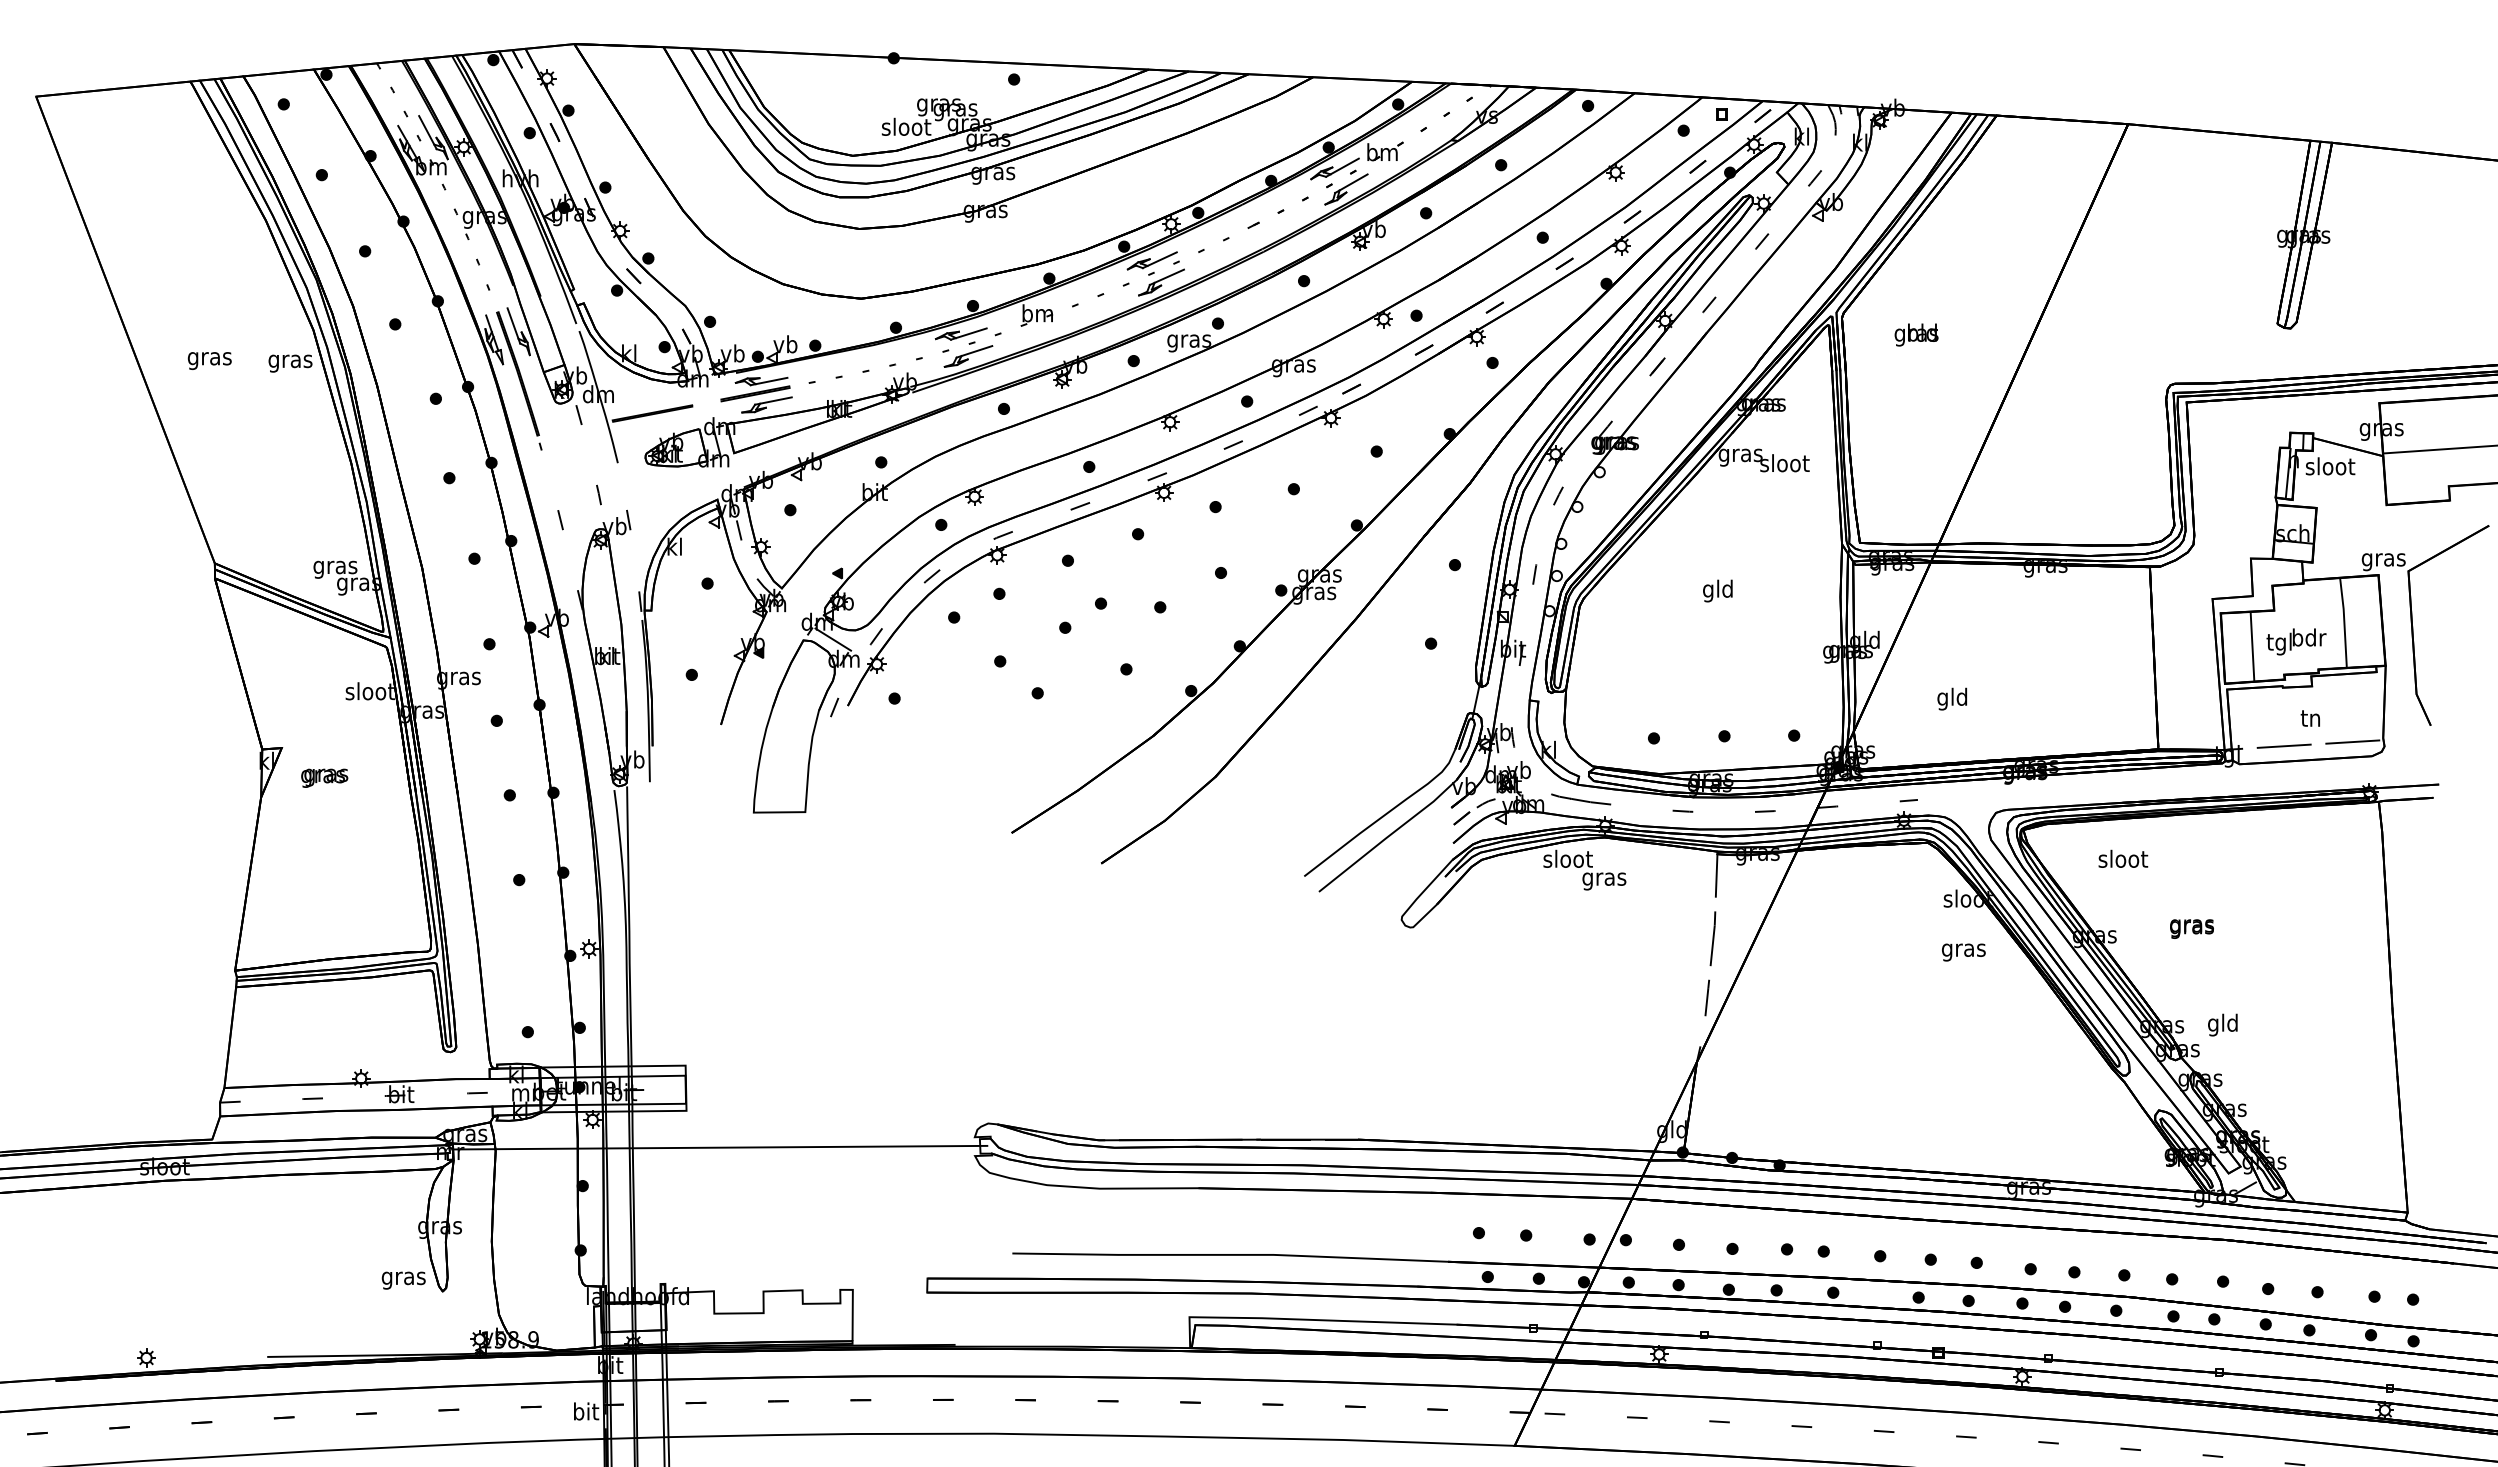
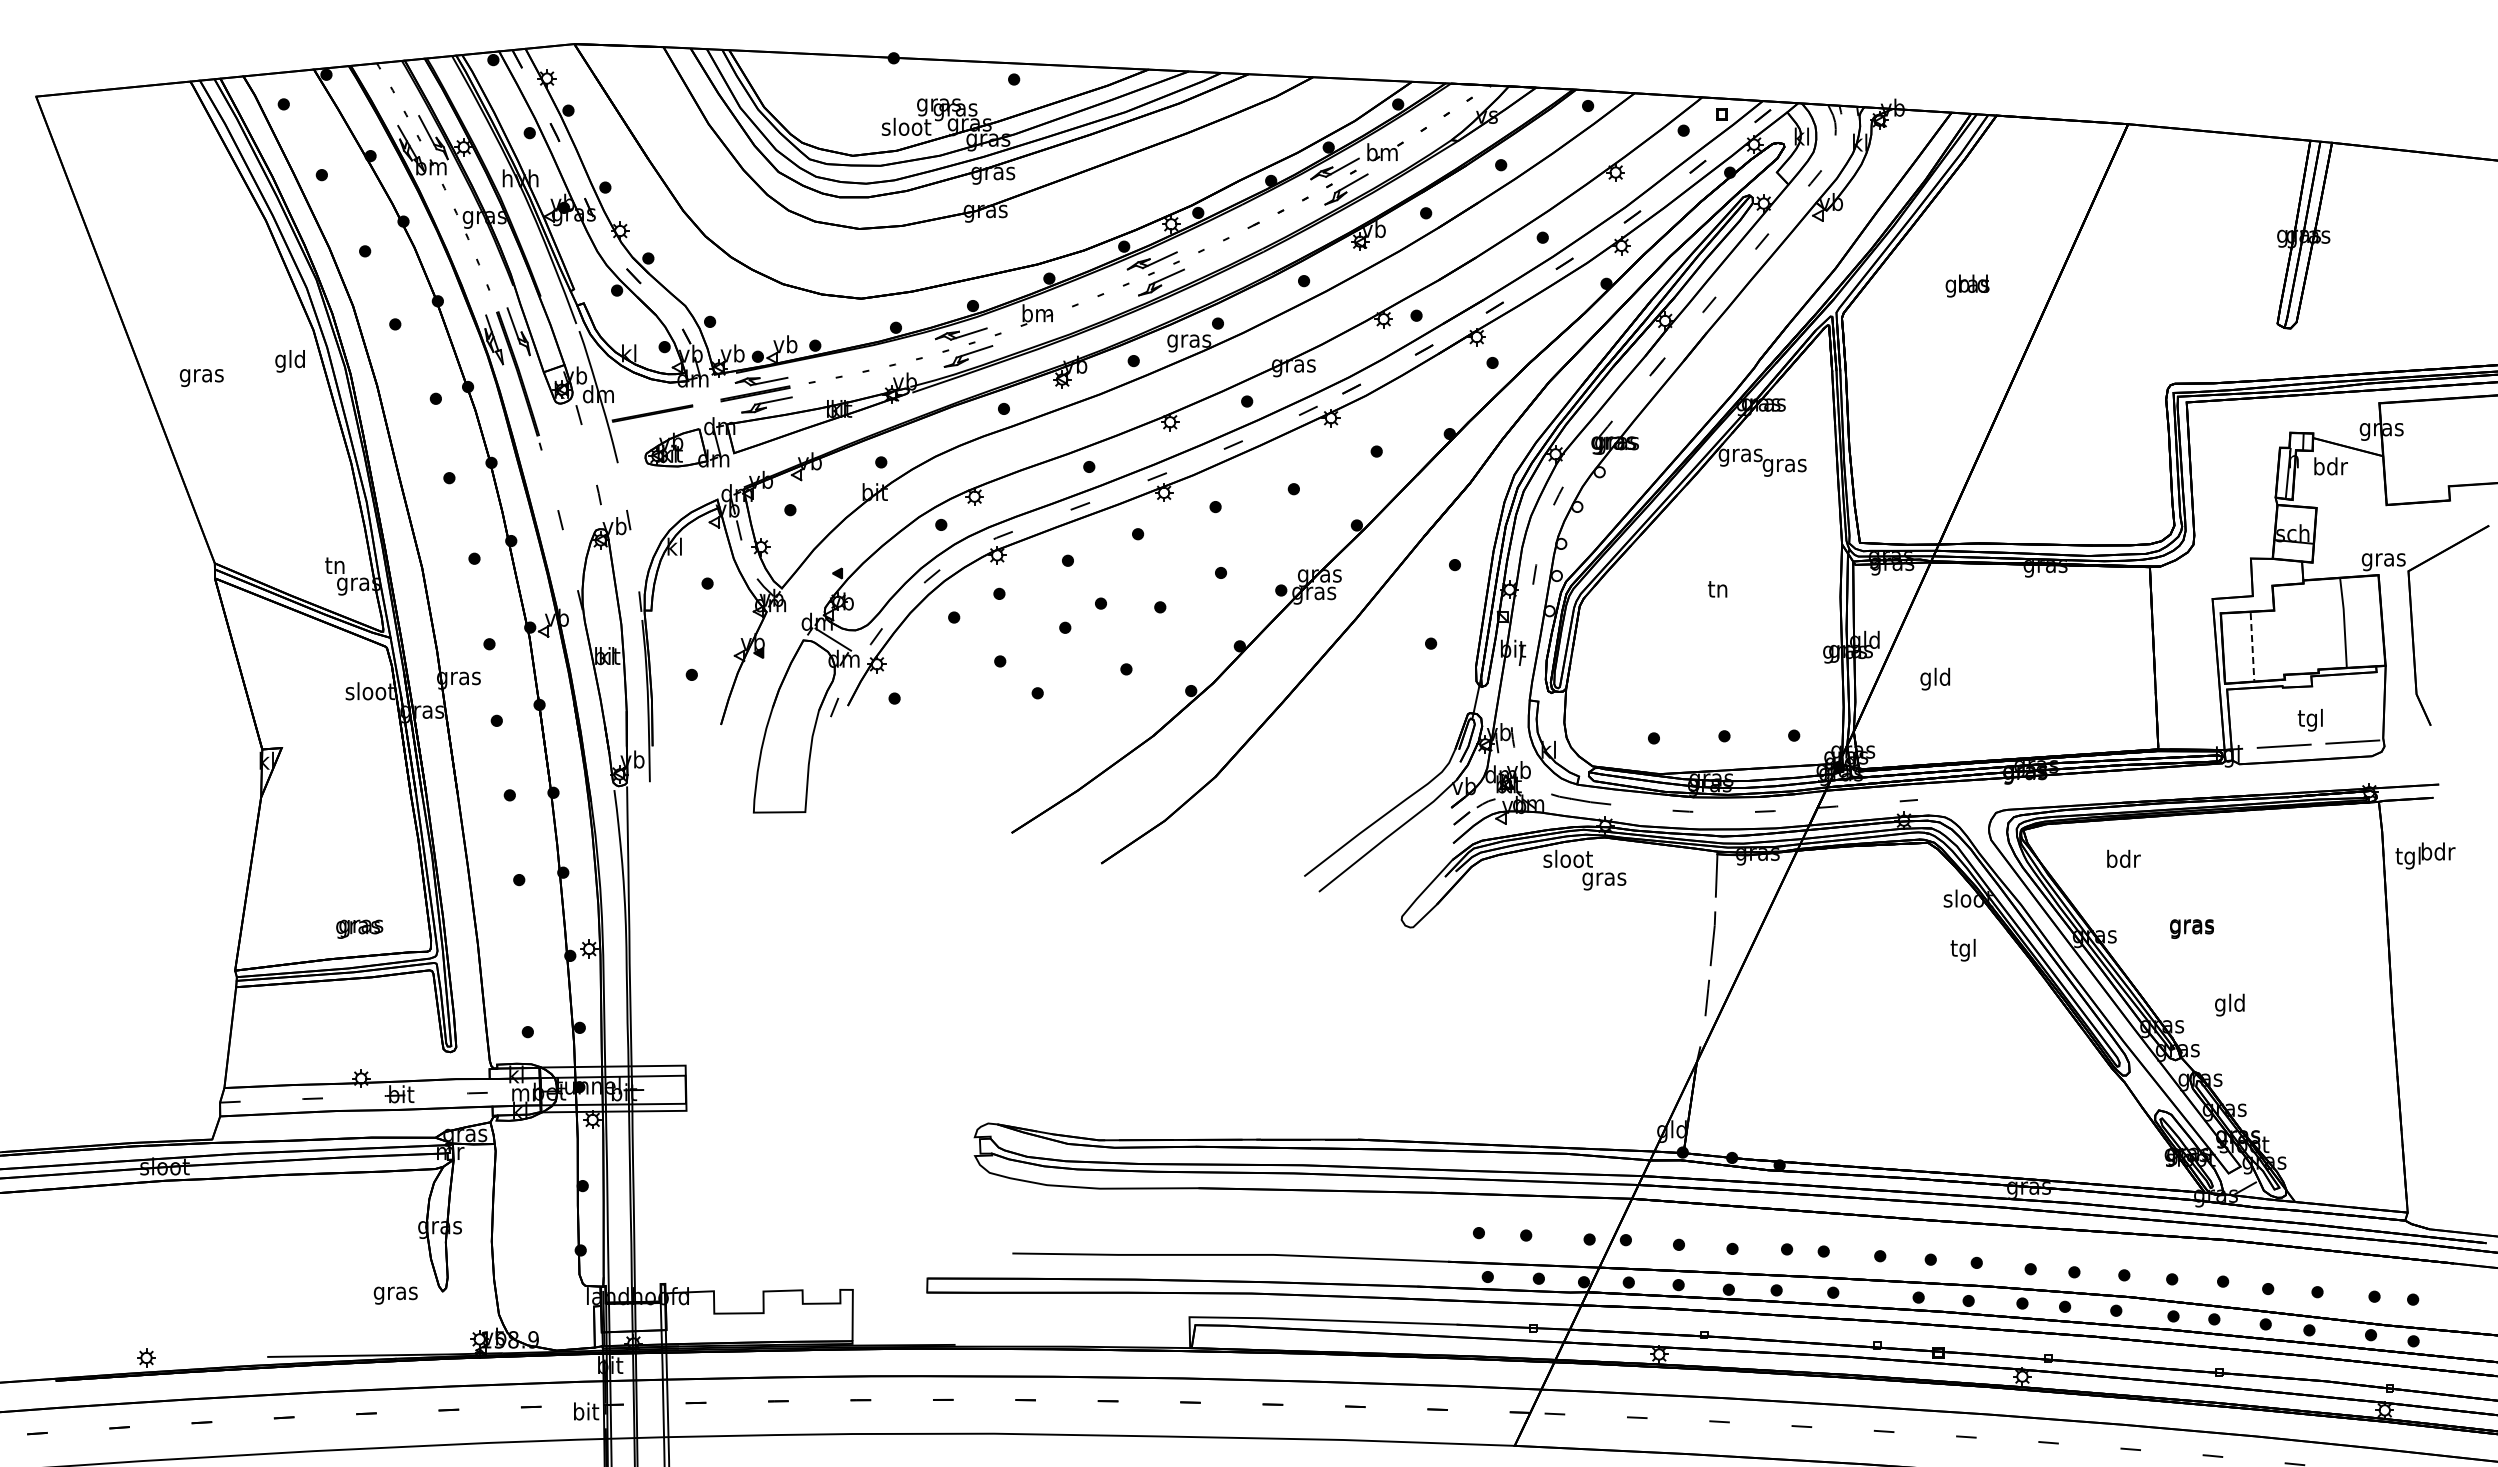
text position: (1916, 334) -> (1967, 285) (1967, 285)
text position: (209, 360) -> (201, 377) (201, 377)
text: gras -> gld (290, 361)
line: present -> none (2439, 449)
text: sloot -> gras (1784, 465)
text: sloot -> bdr (2330, 466)
text: gras -> tn (335, 567)
text: gld -> tn (1717, 590)
text position: (2296, 641) -> (2425, 855) (2425, 855)
line: solid -> dashed (2252, 646)
text position: (1951, 698) -> (1934, 678) (1934, 678)
text: tn -> tgl (2309, 719)
text position: (324, 777) -> (359, 928) (359, 928)
text: sloot -> bdr (2123, 858)
text: gras -> tgl (1963, 949)
text position: (2222, 1024) -> (2229, 1004) (2229, 1004)
line: present -> none (719, 1147)
text position: (403, 1280) -> (395, 1295) (395, 1295)
